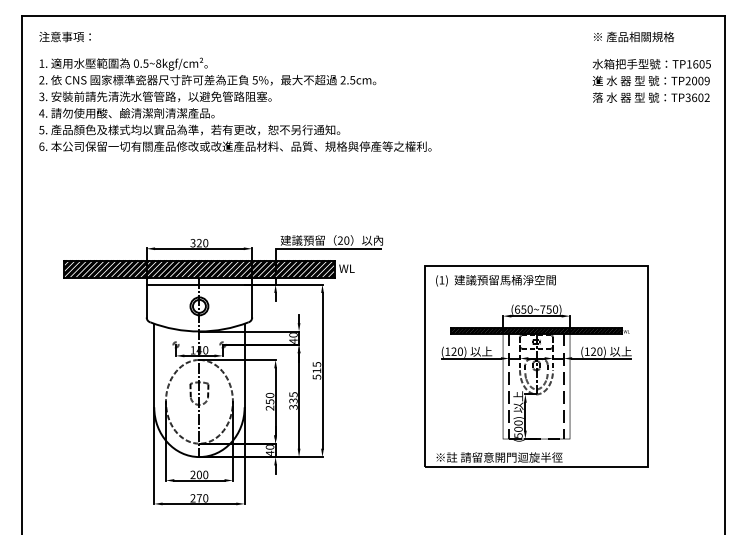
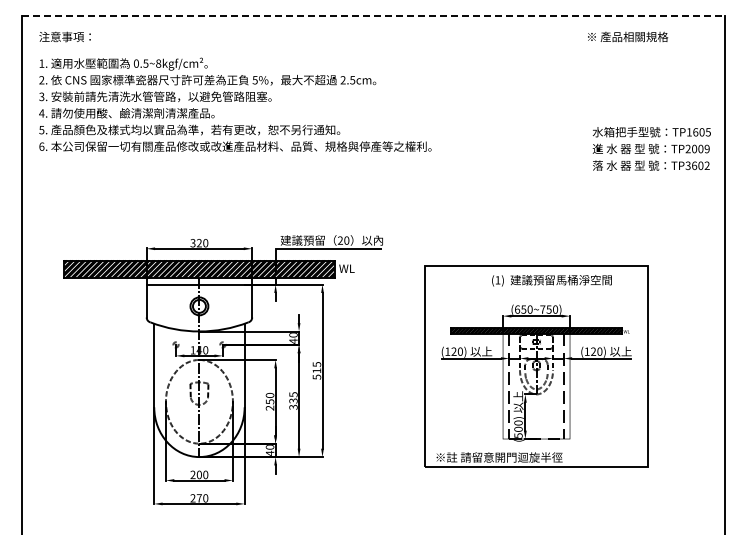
line: solid -> dashed (373, 16)
text position: (634, 36) -> (628, 36) (628, 36)
text position: (651, 80) -> (651, 148) (651, 148)
text position: (495, 280) -> (551, 280) (551, 280)
